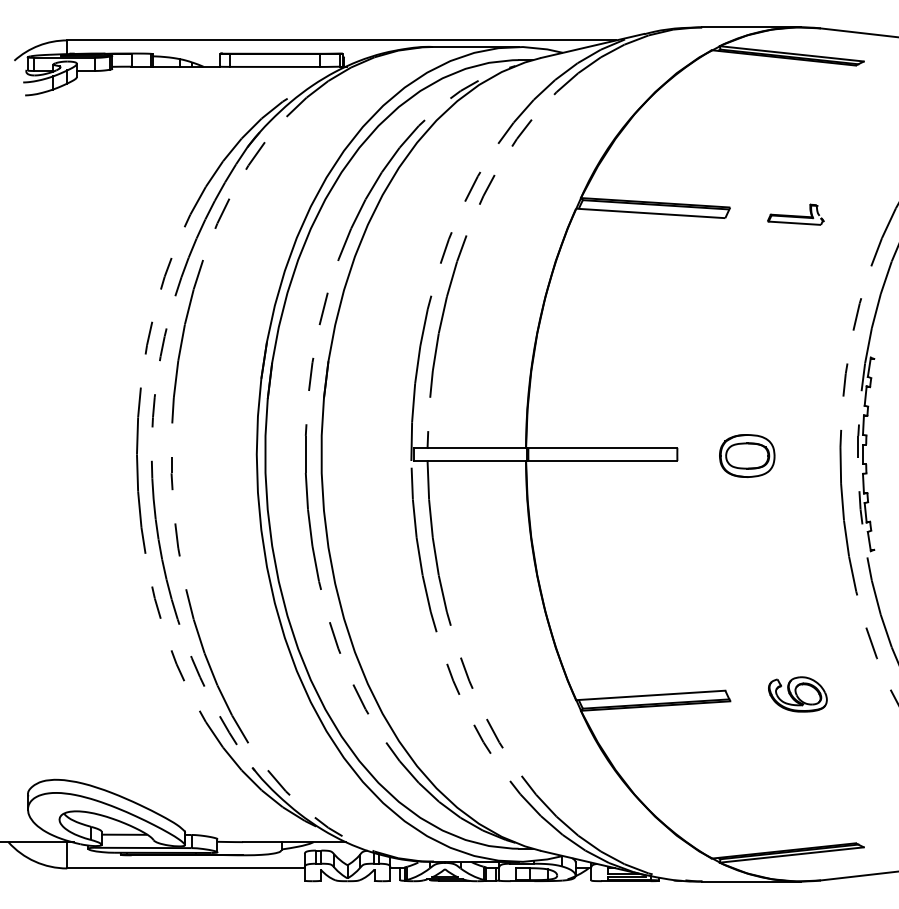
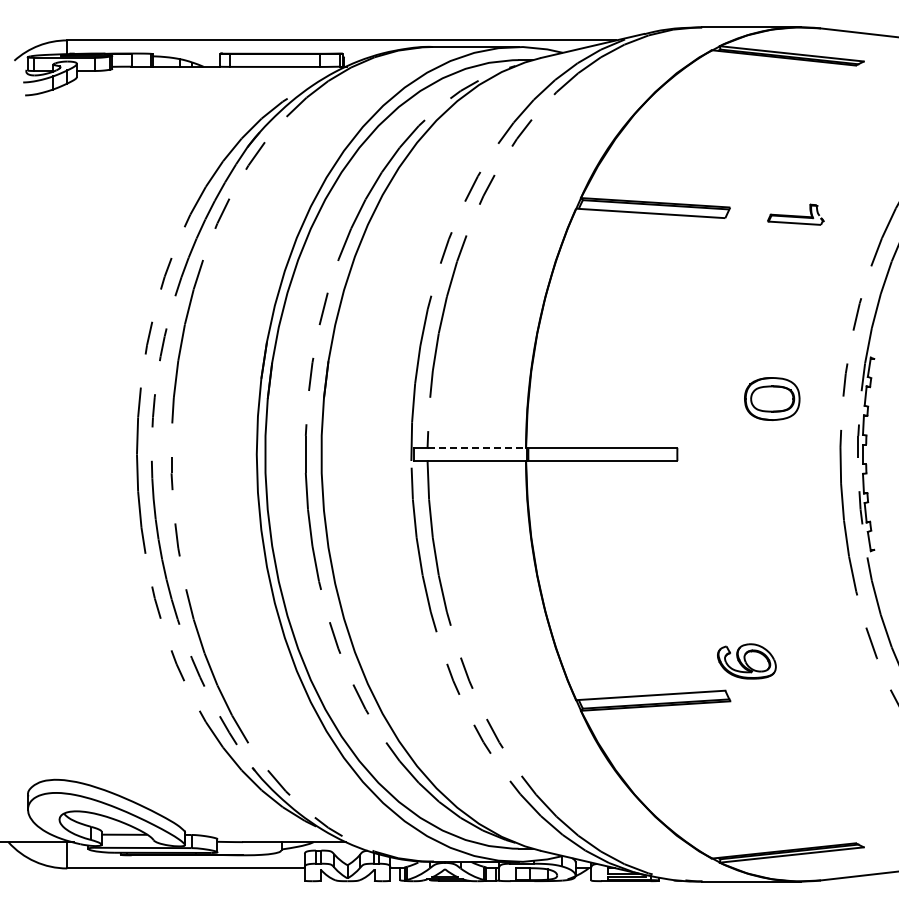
line: solid -> dashed (477, 447)
part position: (747, 455) -> (772, 398) (772, 398)
part position: (797, 694) -> (746, 661) (746, 661)
